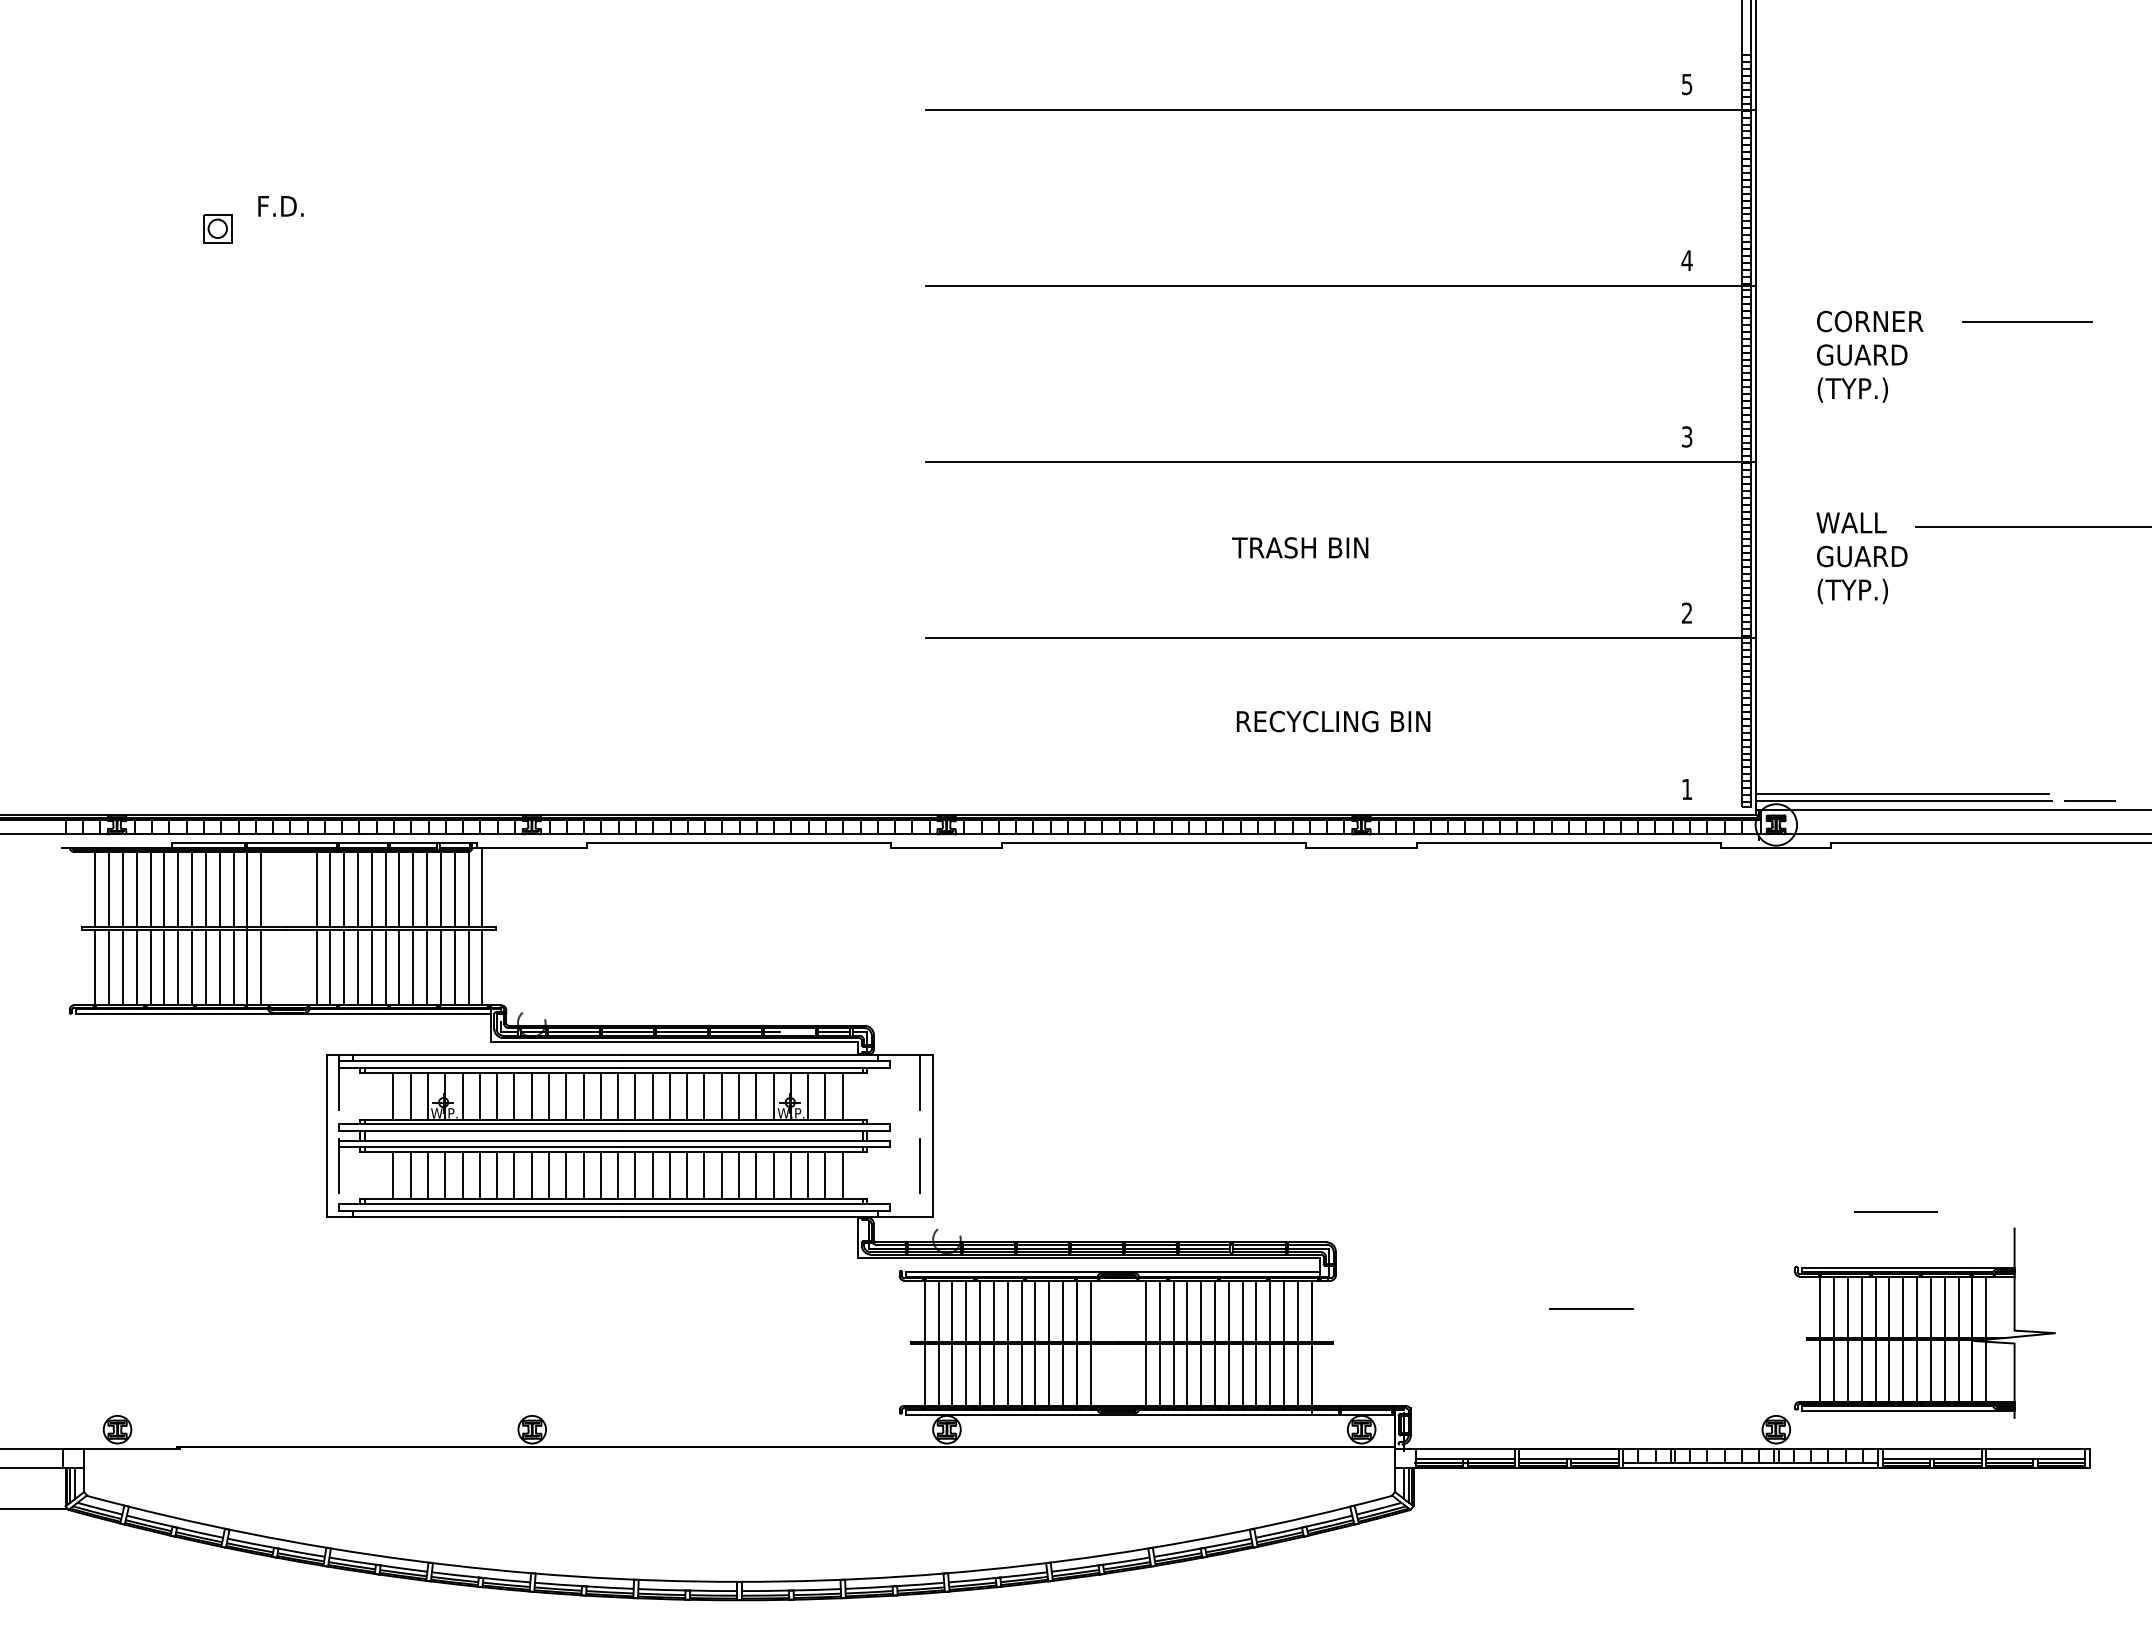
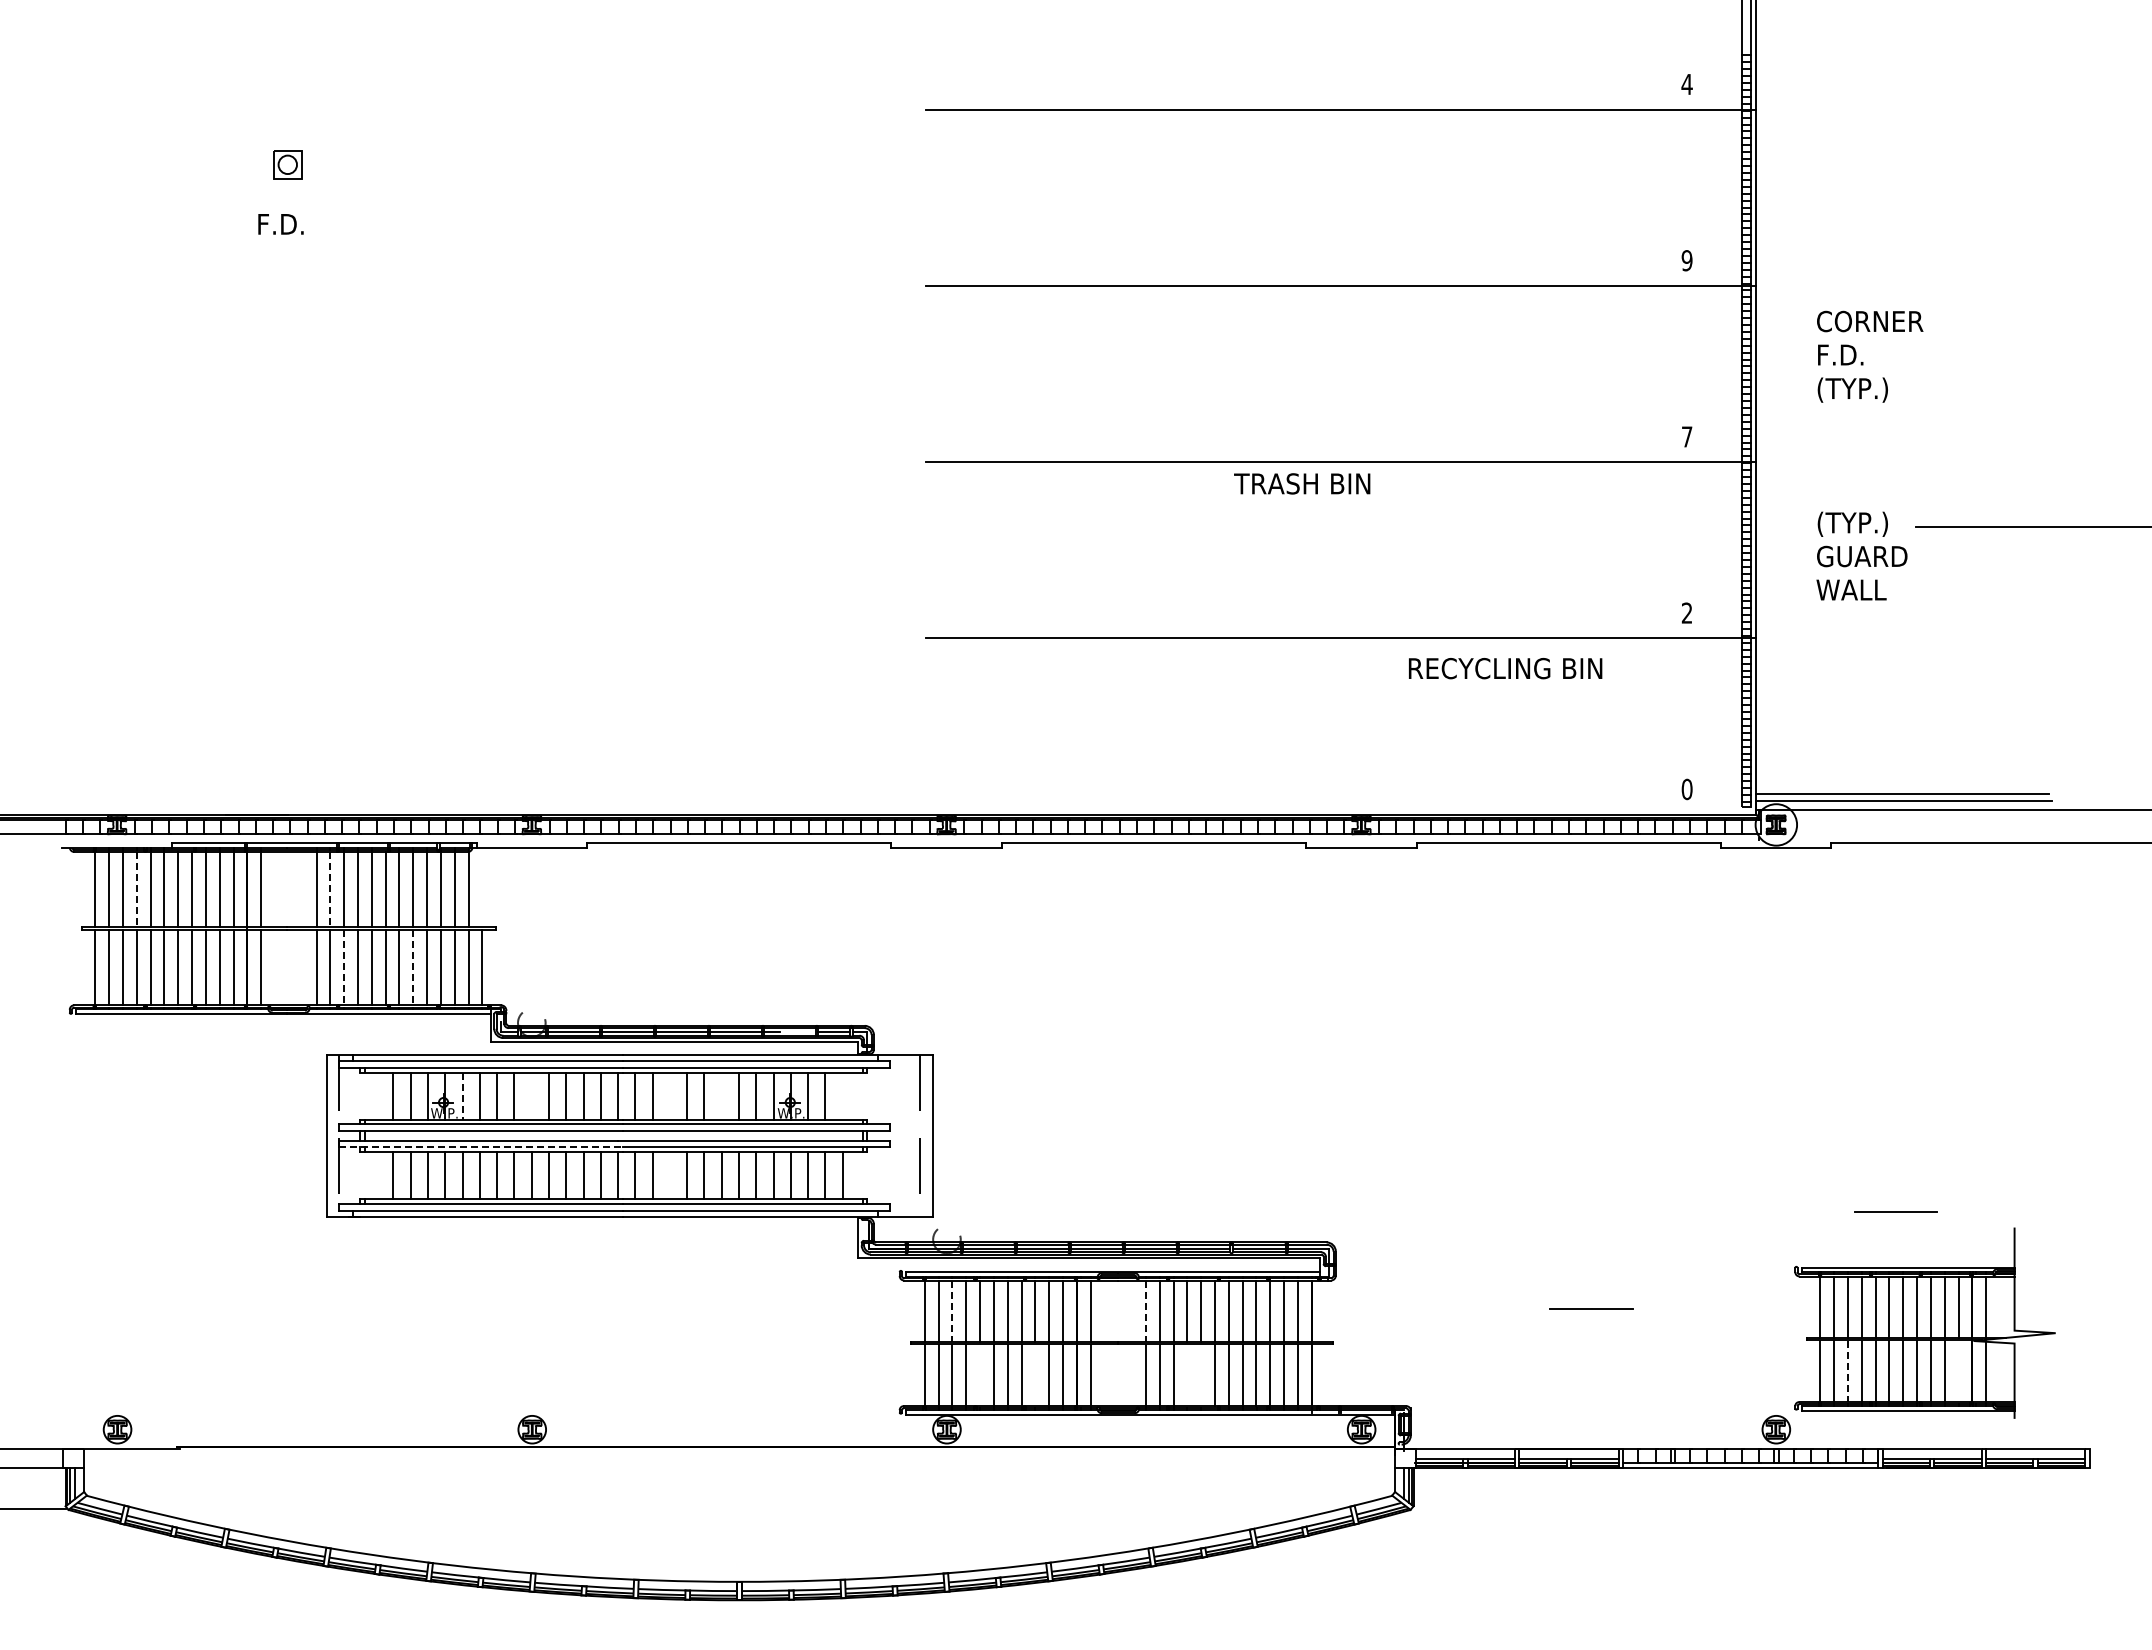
text: 5 -> 4 (1686, 84)
text position: (280, 206) -> (280, 224) (280, 224)
part position: (217, 228) -> (287, 164) (287, 164)
text: 4 -> 9 (1686, 260)
line: present -> none (2027, 321)
text: GUARD -> F.D. (1862, 354)
text: 3 -> 7 (1687, 436)
text: WALL -> (TYP.) (1851, 523)
text position: (1300, 547) -> (1302, 483) (1302, 483)
text: (TYP.) -> WALL (1851, 591)
text position: (1333, 721) -> (1505, 668) (1505, 668)
text: 1 -> 0 (1686, 789)
line: present -> none (2089, 800)
line: present -> none (1954, 834)
line: present -> none (482, 887)
line: solid -> dashed (136, 889)
line: solid -> dashed (330, 889)
line: solid -> dashed (344, 967)
line: solid -> dashed (413, 967)
line: present -> none (531, 1095)
line: present -> none (669, 1095)
line: present -> none (721, 1095)
line: present -> none (842, 1095)
line: solid -> dashed (462, 1096)
line: solid -> dashed (481, 1147)
line: present -> none (669, 1175)
line: solid -> dashed (952, 1311)
line: solid -> dashed (1145, 1311)
line: solid -> dashed (1848, 1371)
line: present -> none (1958, 1371)
line: present -> none (980, 1375)
line: present -> none (1035, 1375)
line: present -> none (1187, 1375)
line: present -> none (1201, 1375)
